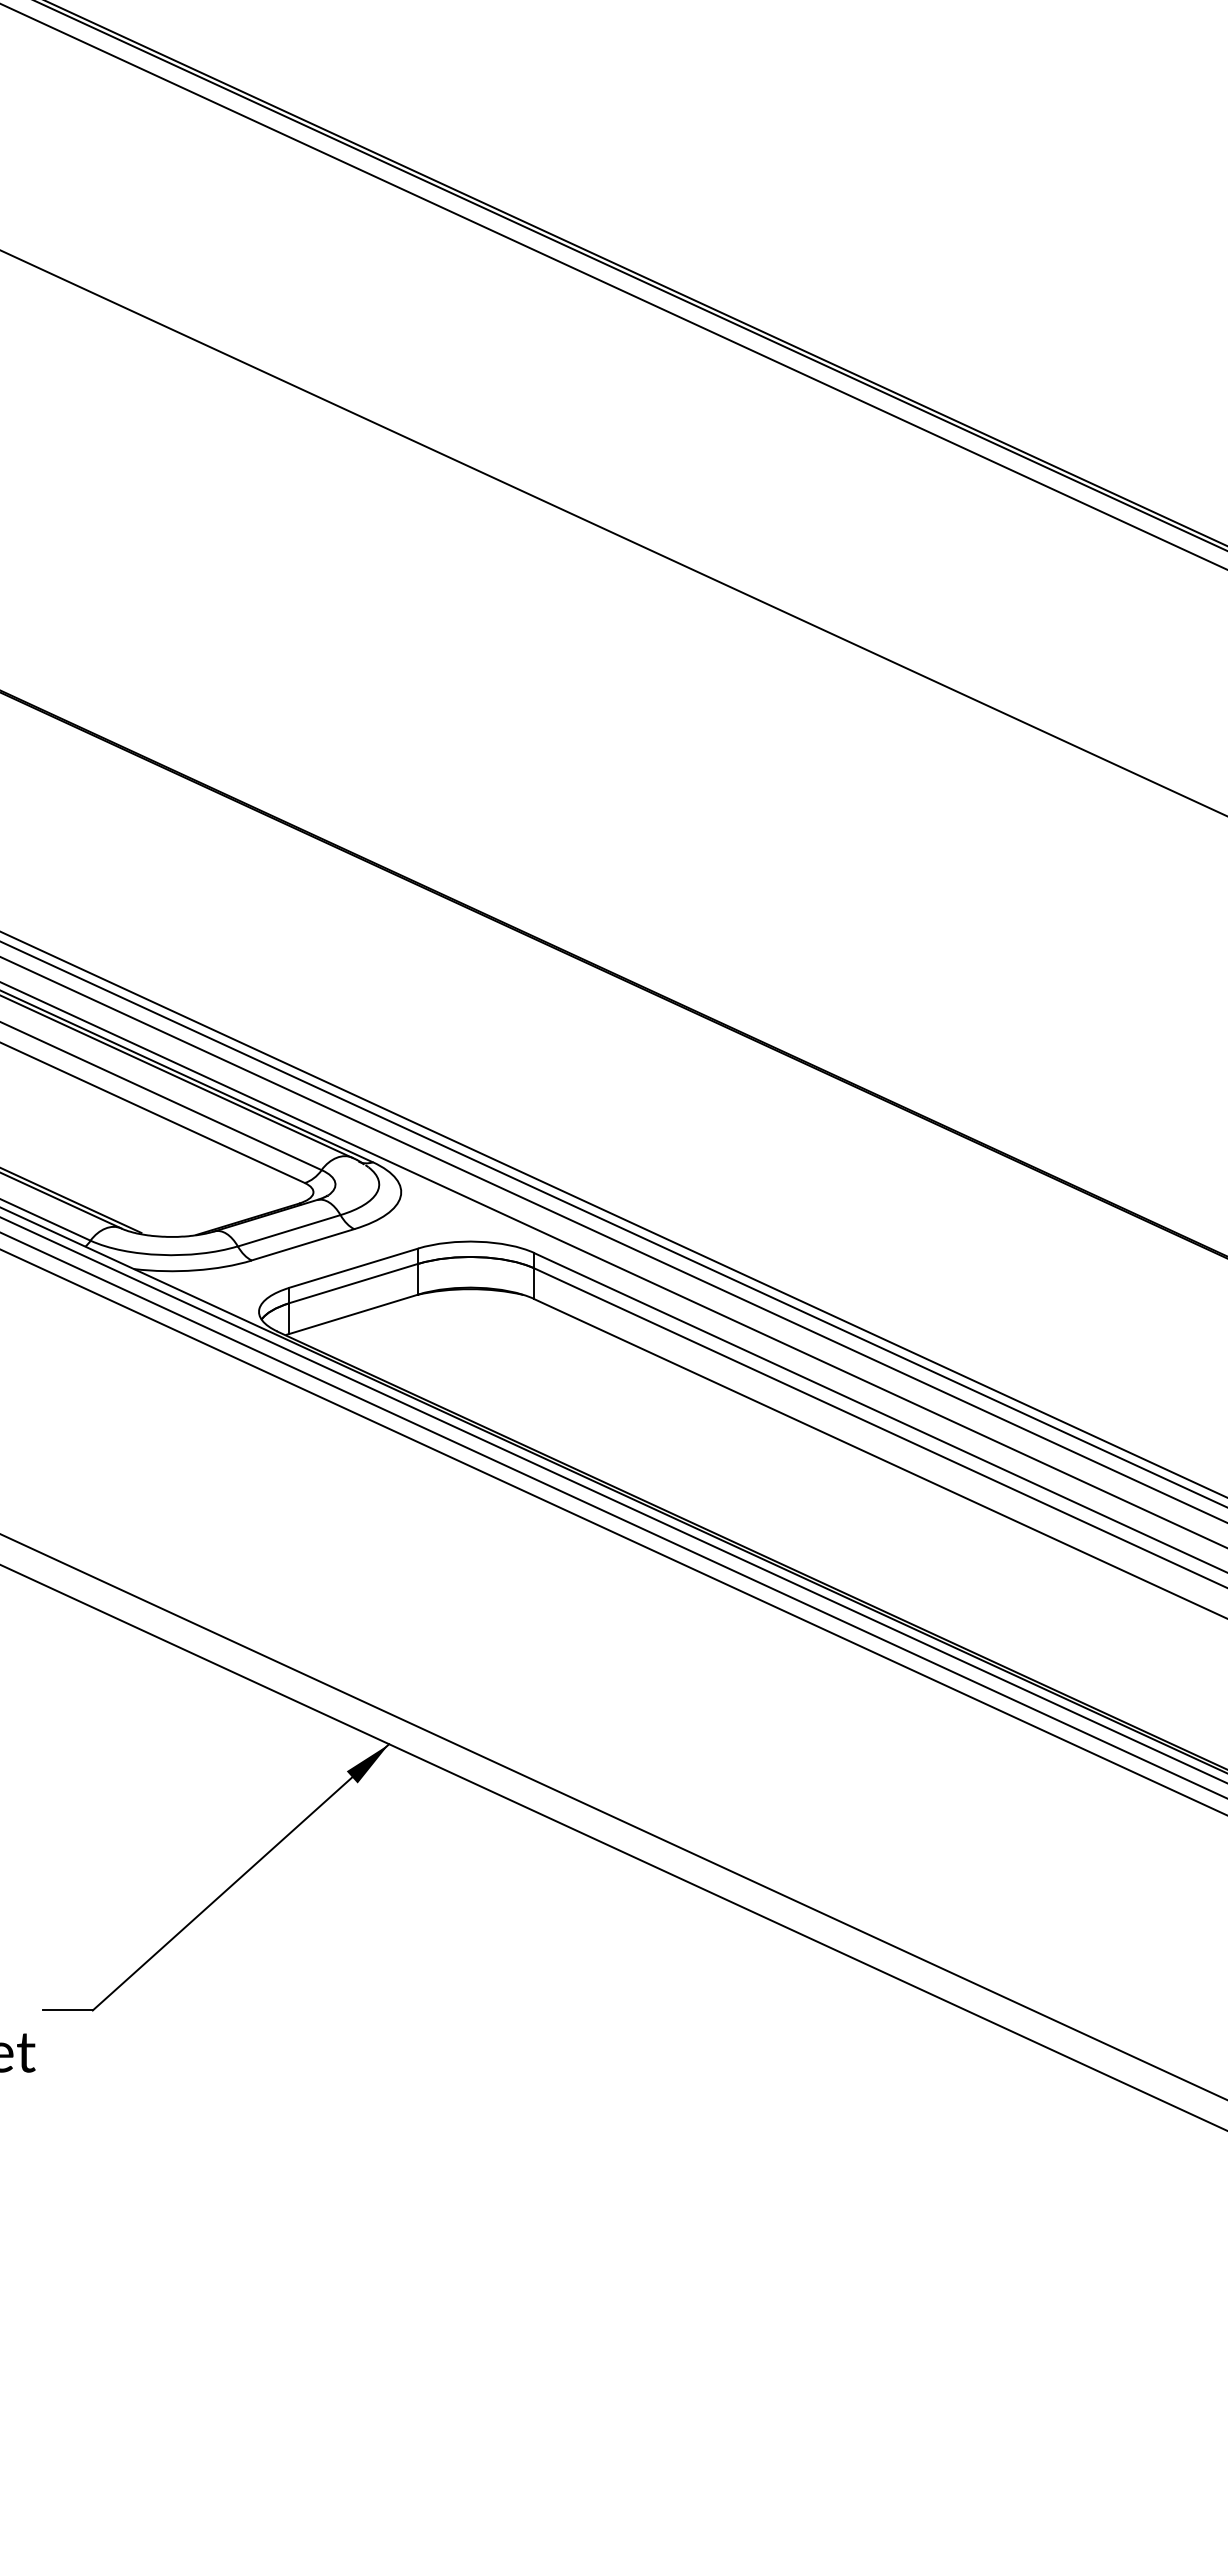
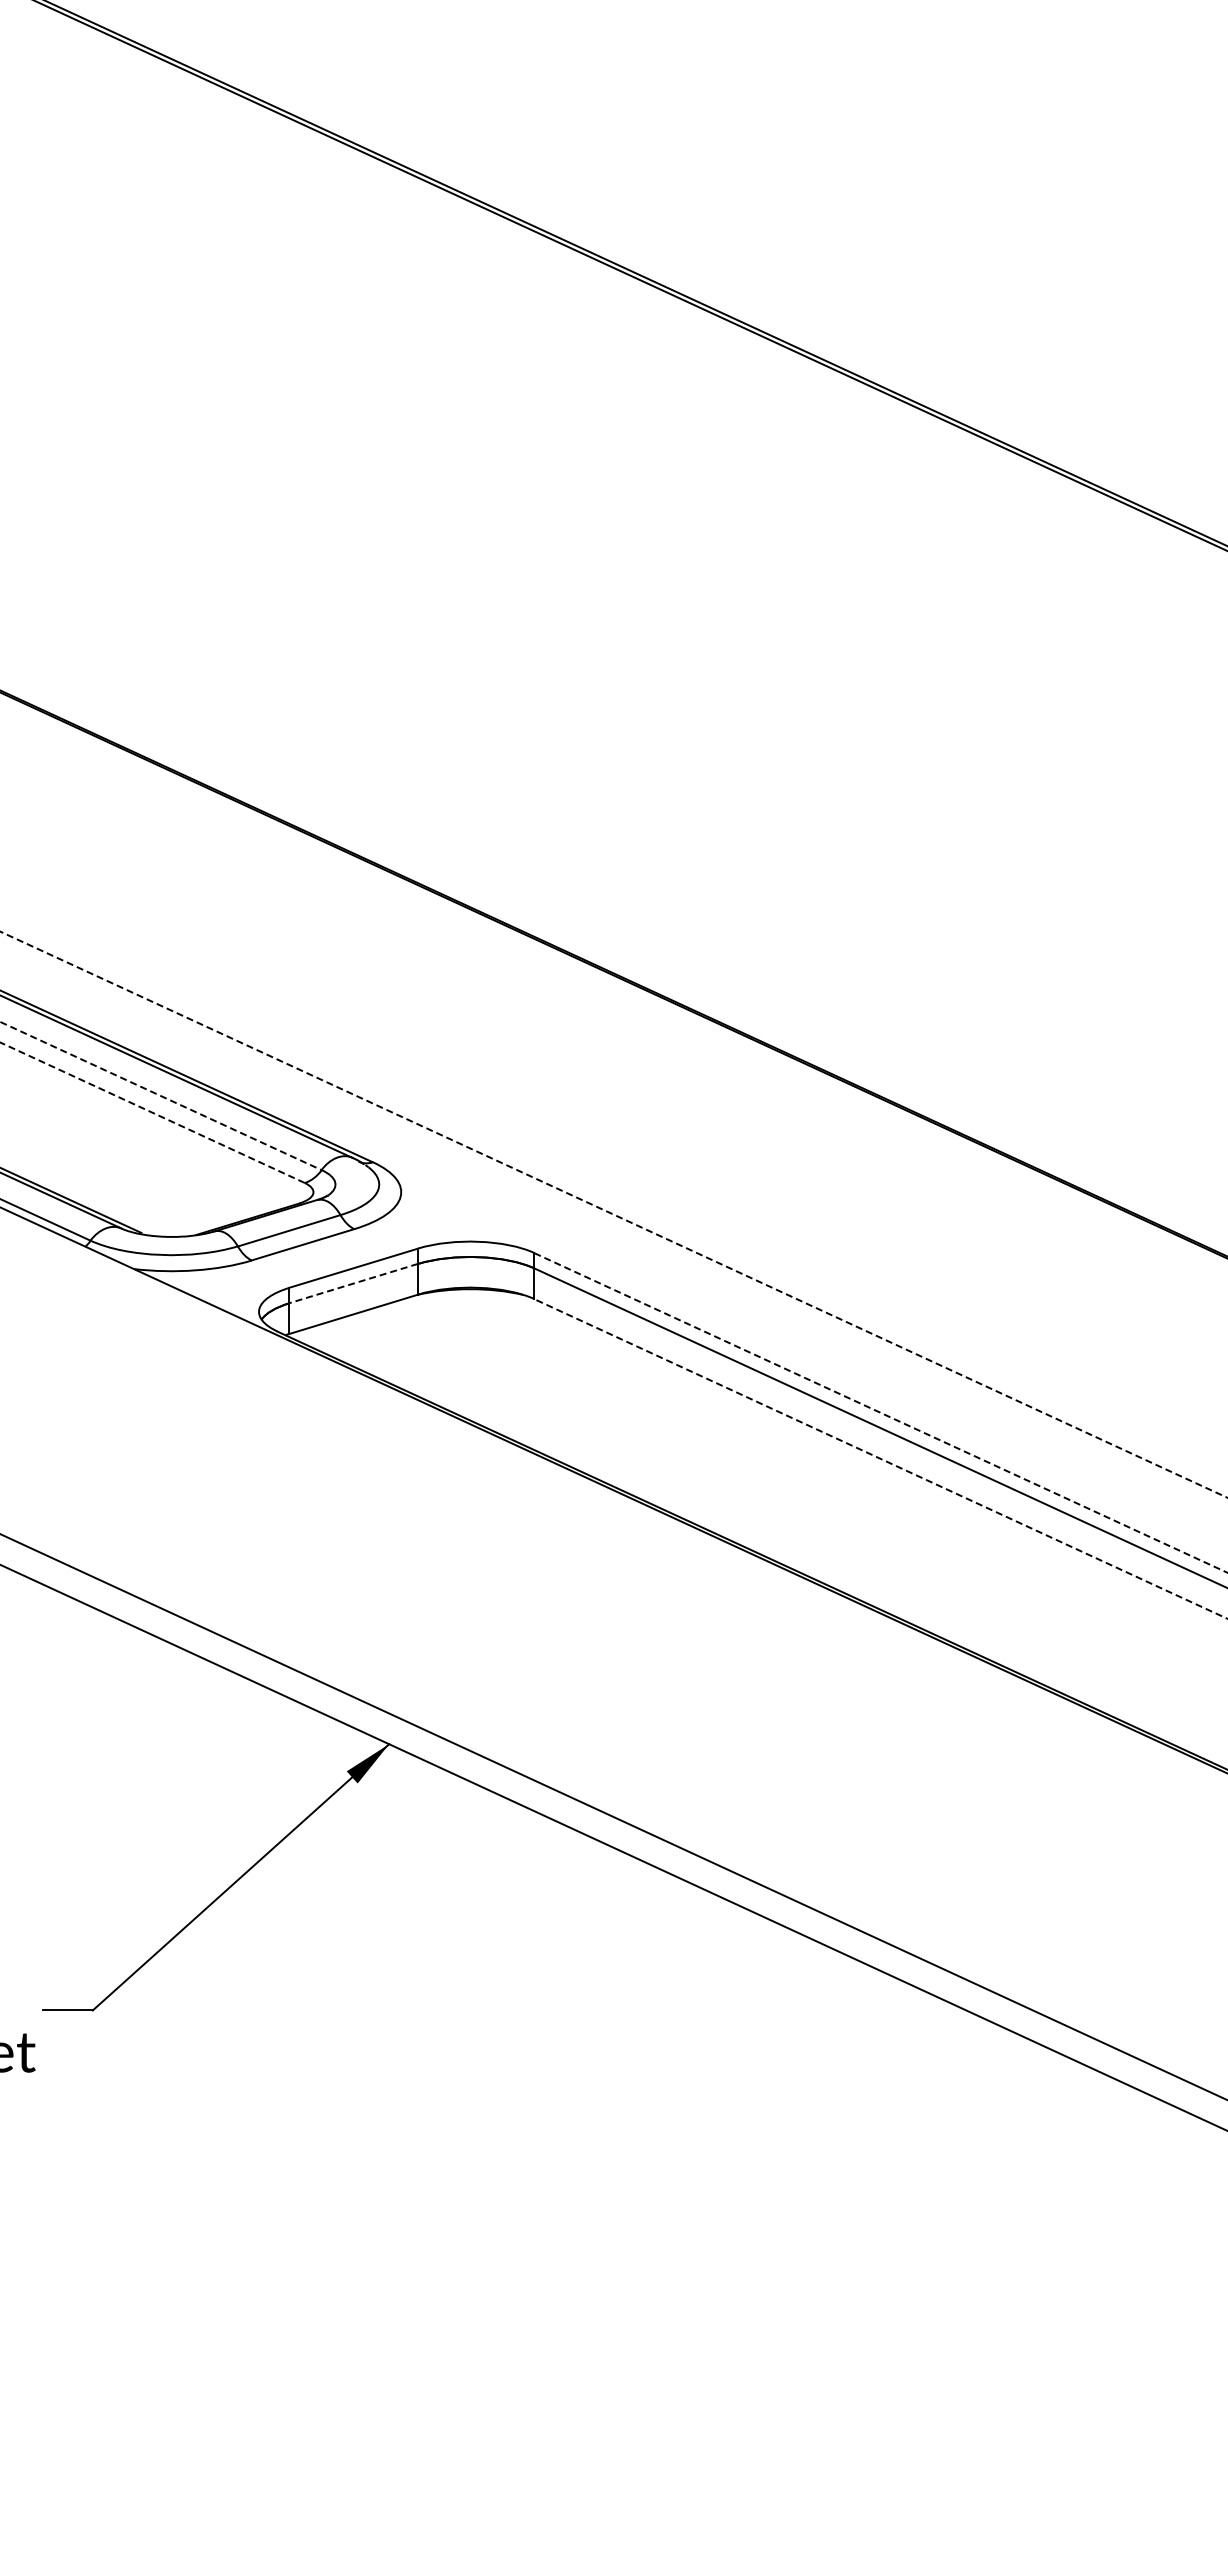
line: present -> none (613, 286)
line: present -> none (613, 533)
line: solid -> dashed (161, 1096)
line: solid -> dashed (152, 1112)
line: solid -> dashed (613, 1214)
line: present -> none (613, 1224)
line: present -> none (613, 1239)
line: present -> none (613, 1264)
line: solid -> dashed (353, 1283)
line: solid -> dashed (880, 1412)
line: solid -> dashed (881, 1459)
line: present -> none (613, 1499)
line: present -> none (613, 1515)
line: present -> none (613, 1532)
